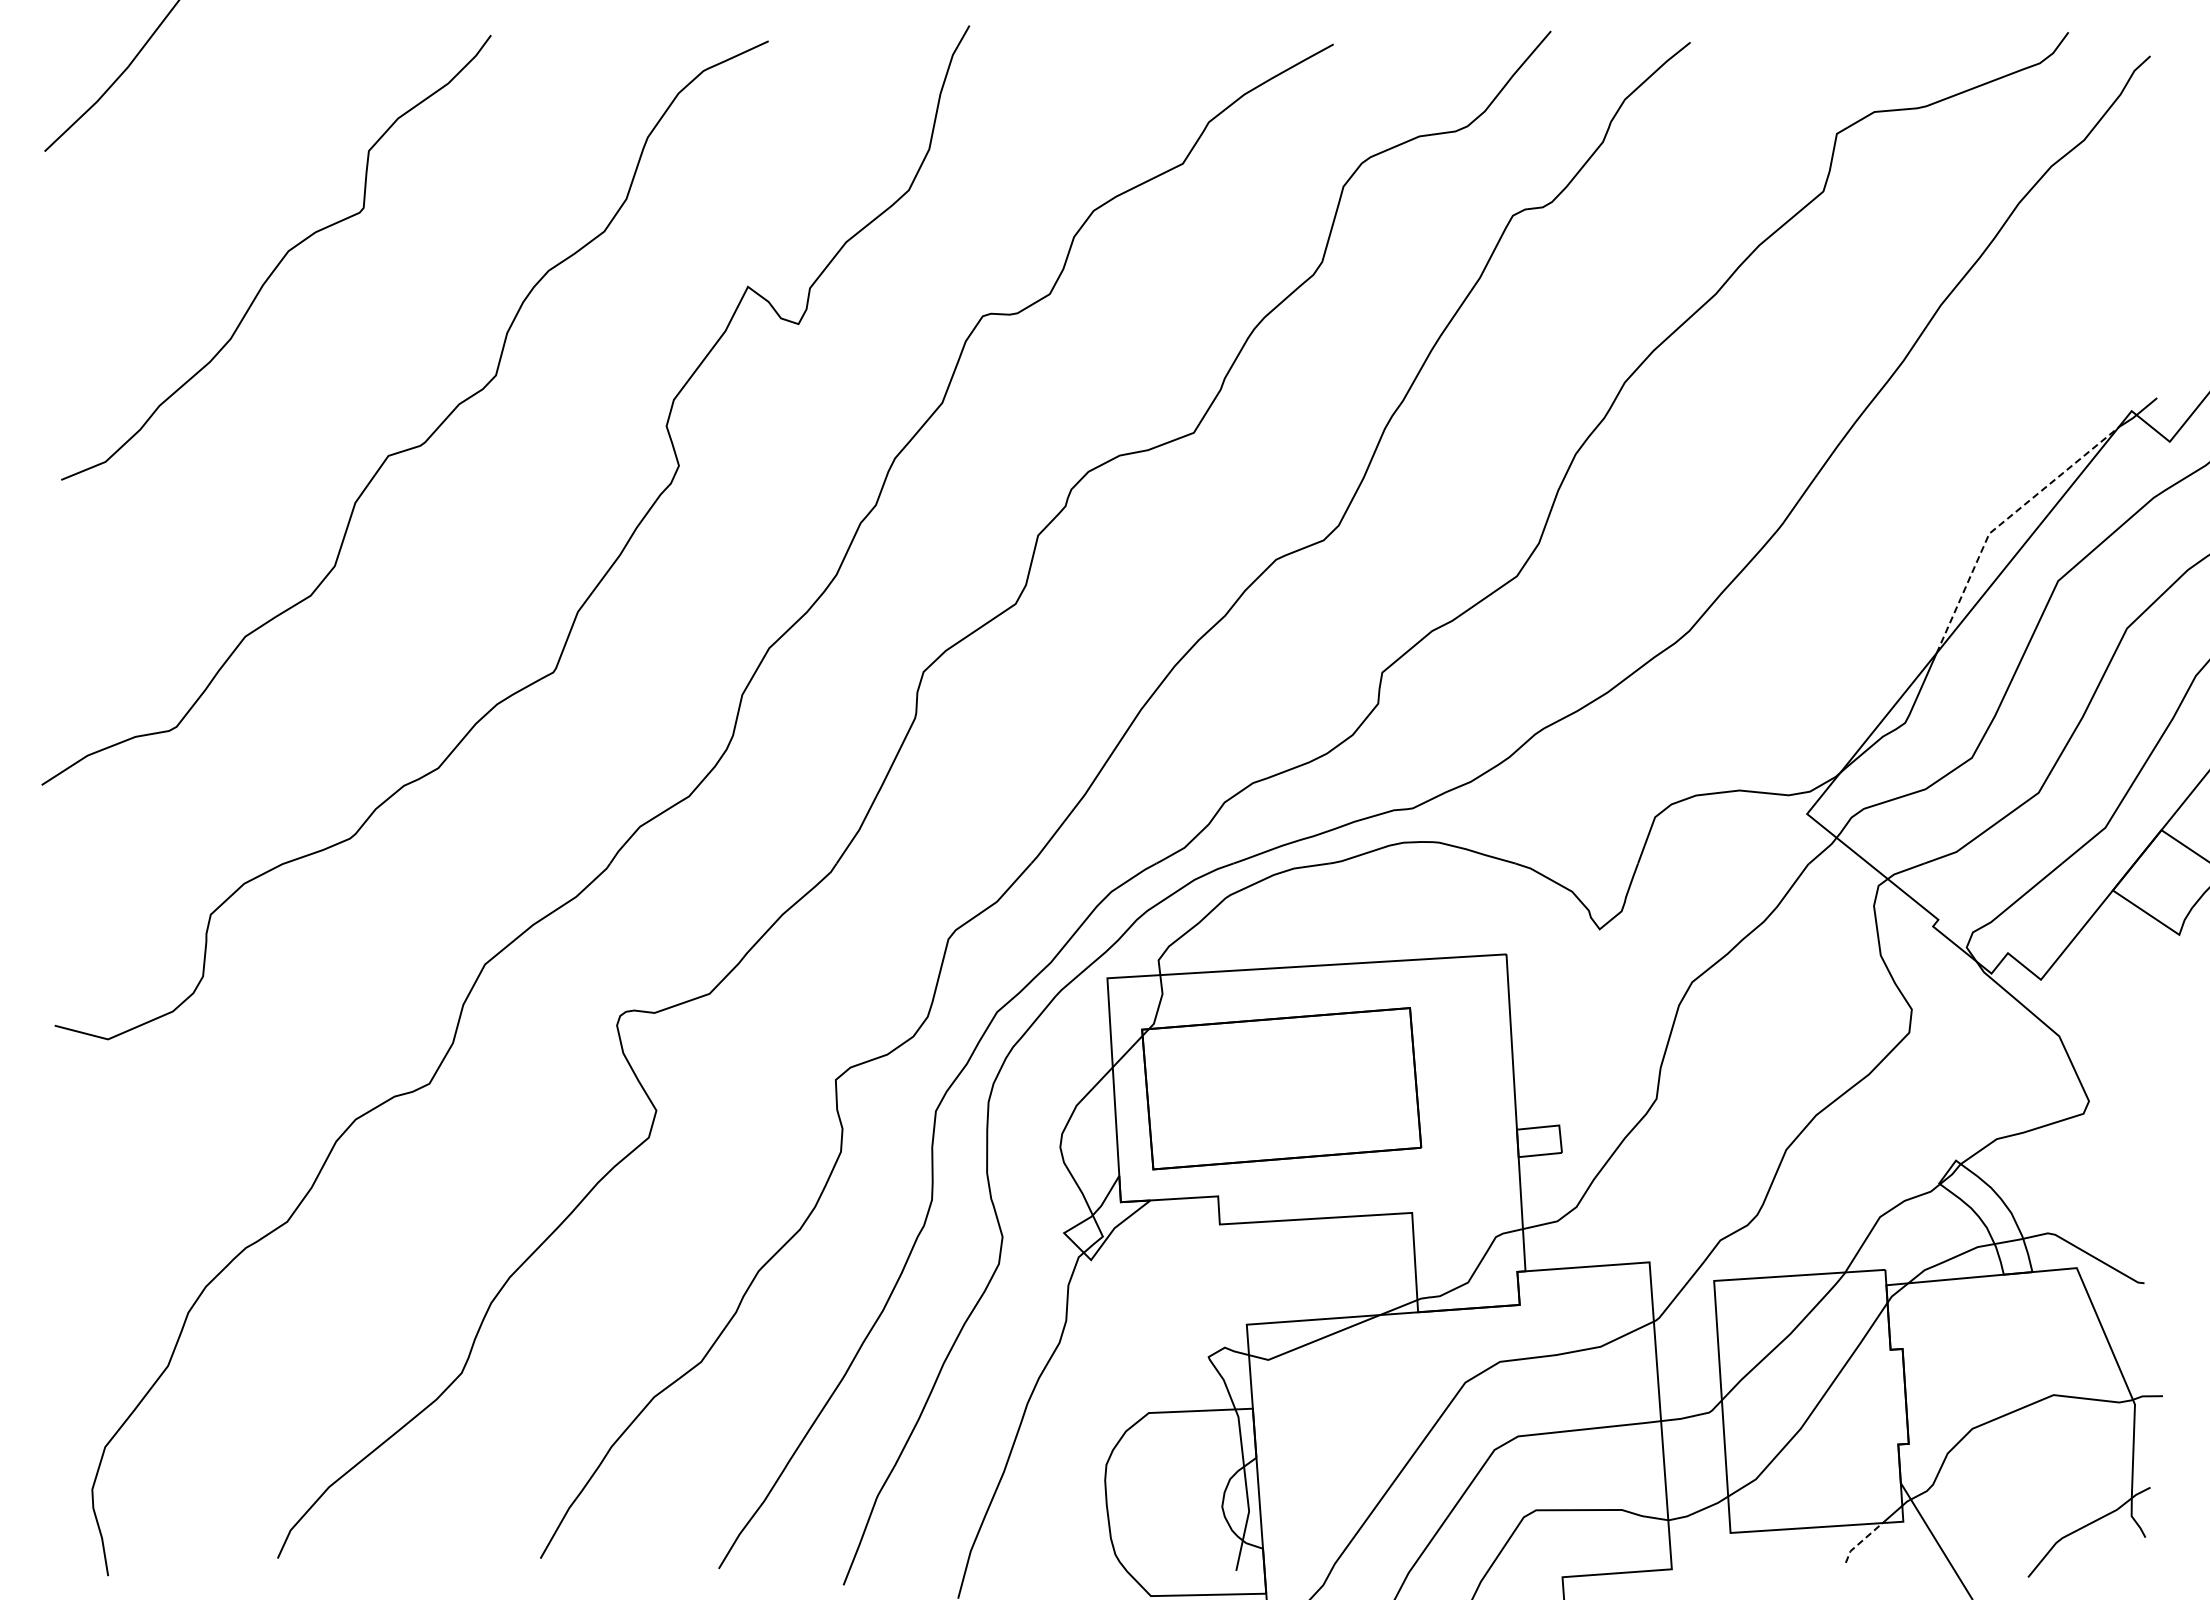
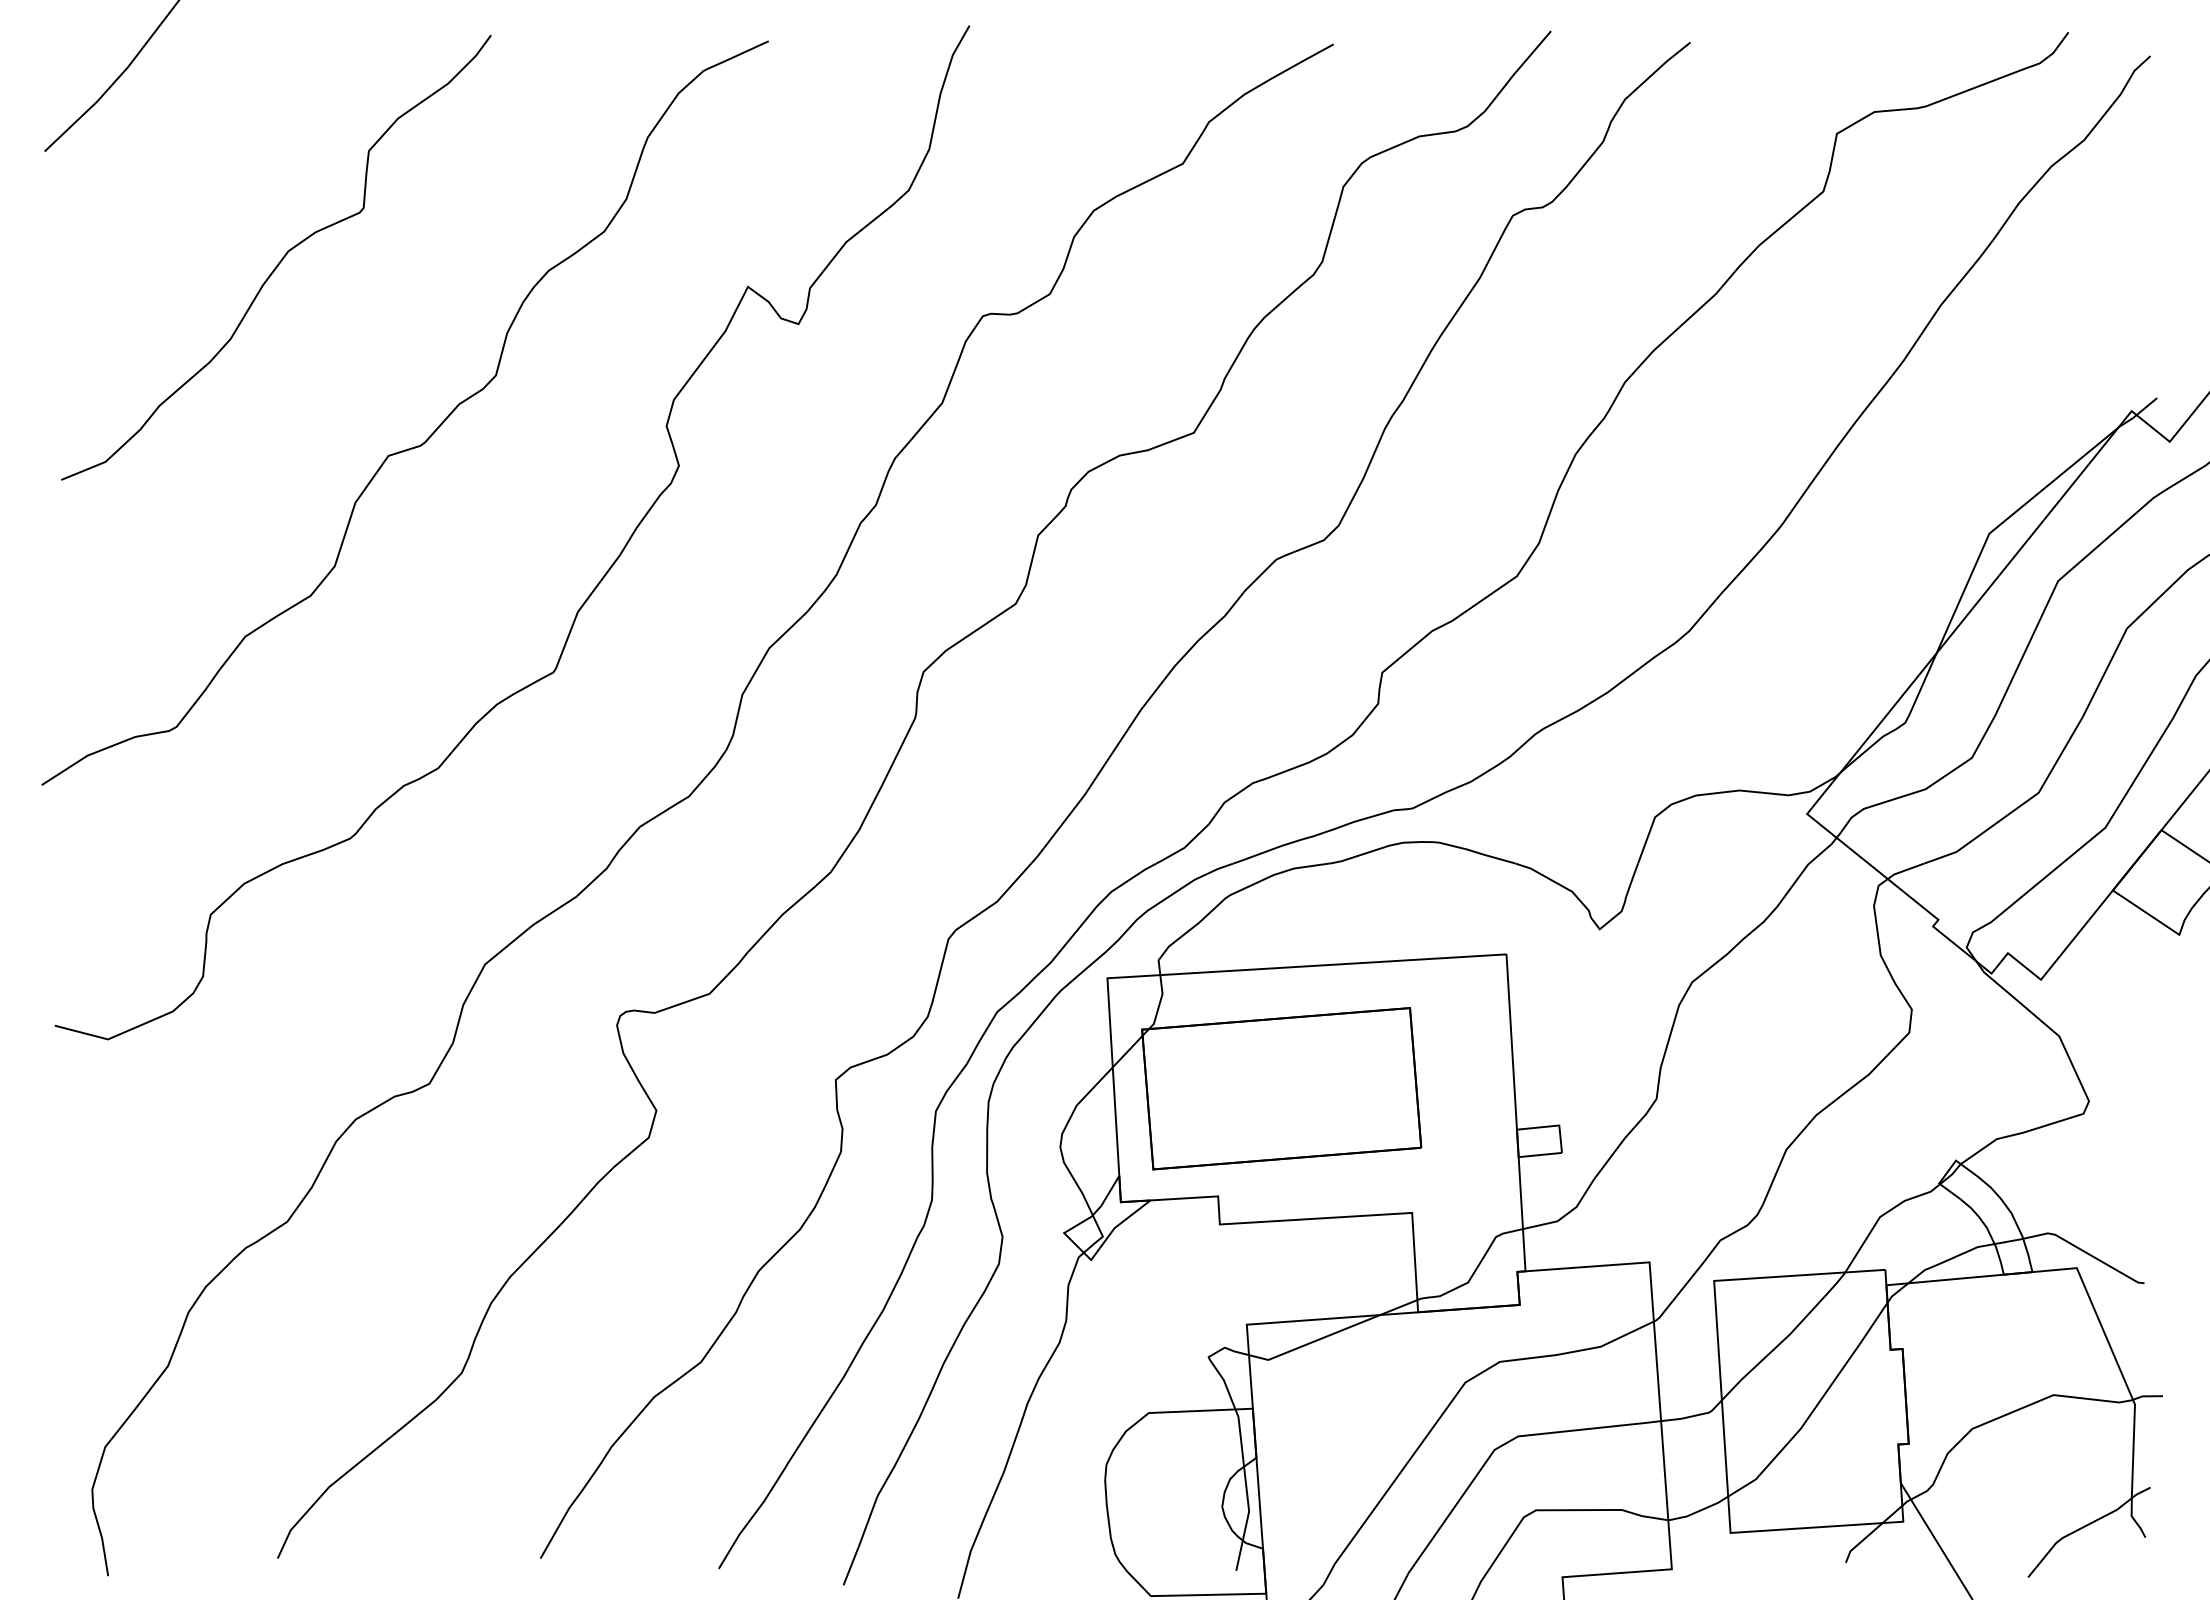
line: dashed -> solid (2003, 522)
line: dashed -> solid (1861, 1541)
